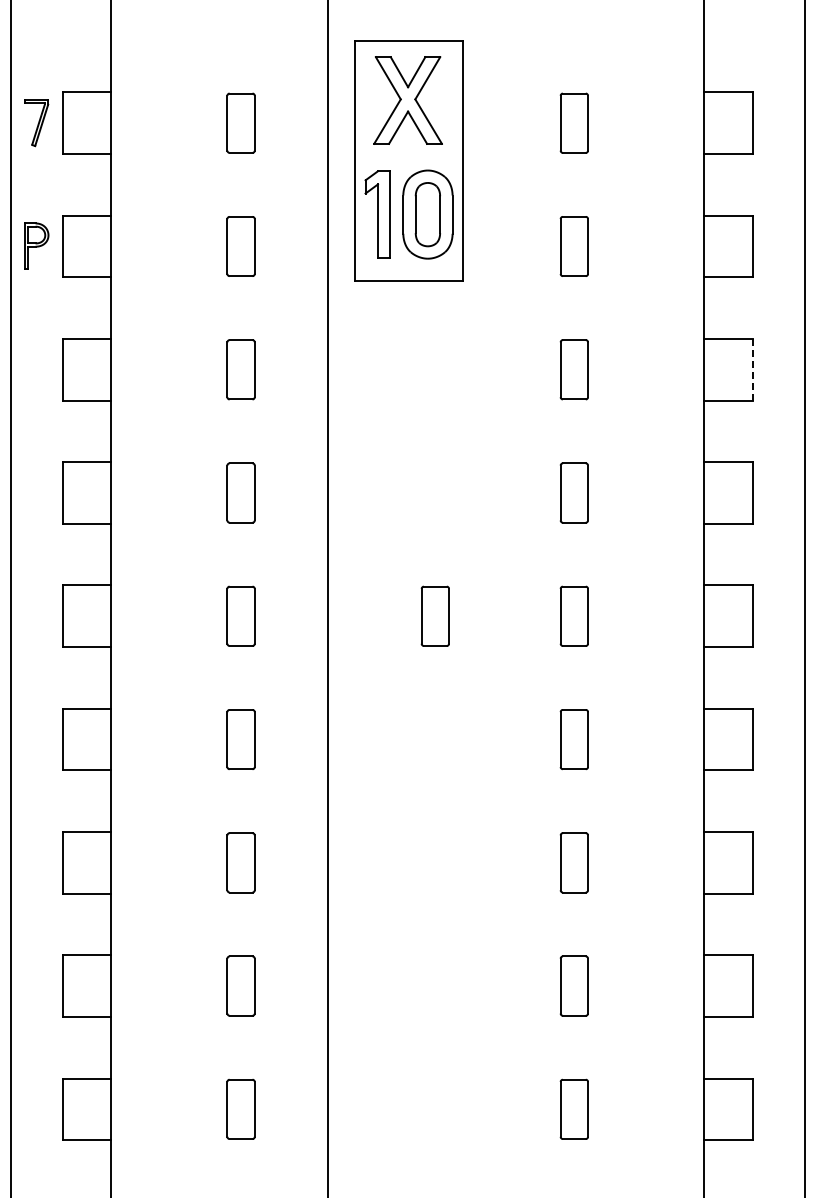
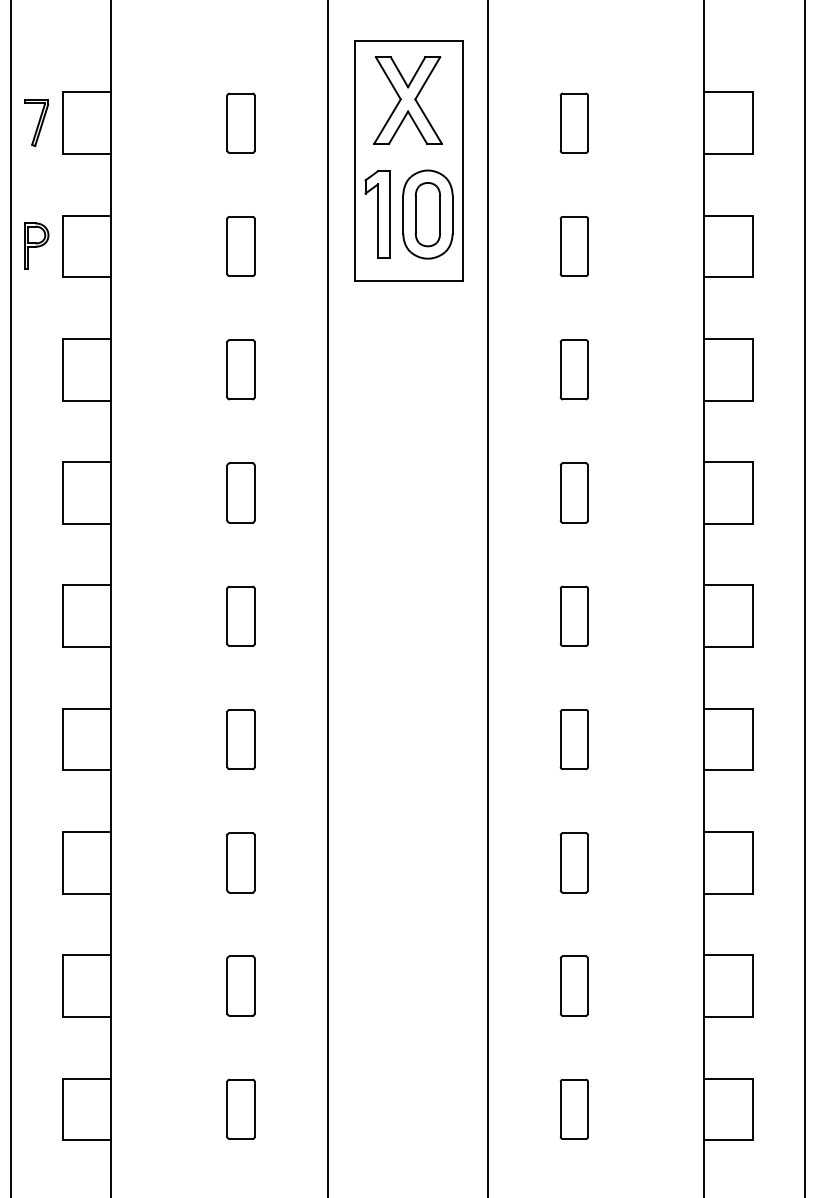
line: dashed -> solid (752, 369)
line: none -> present (487, 598)
part: present -> none (434, 615)
